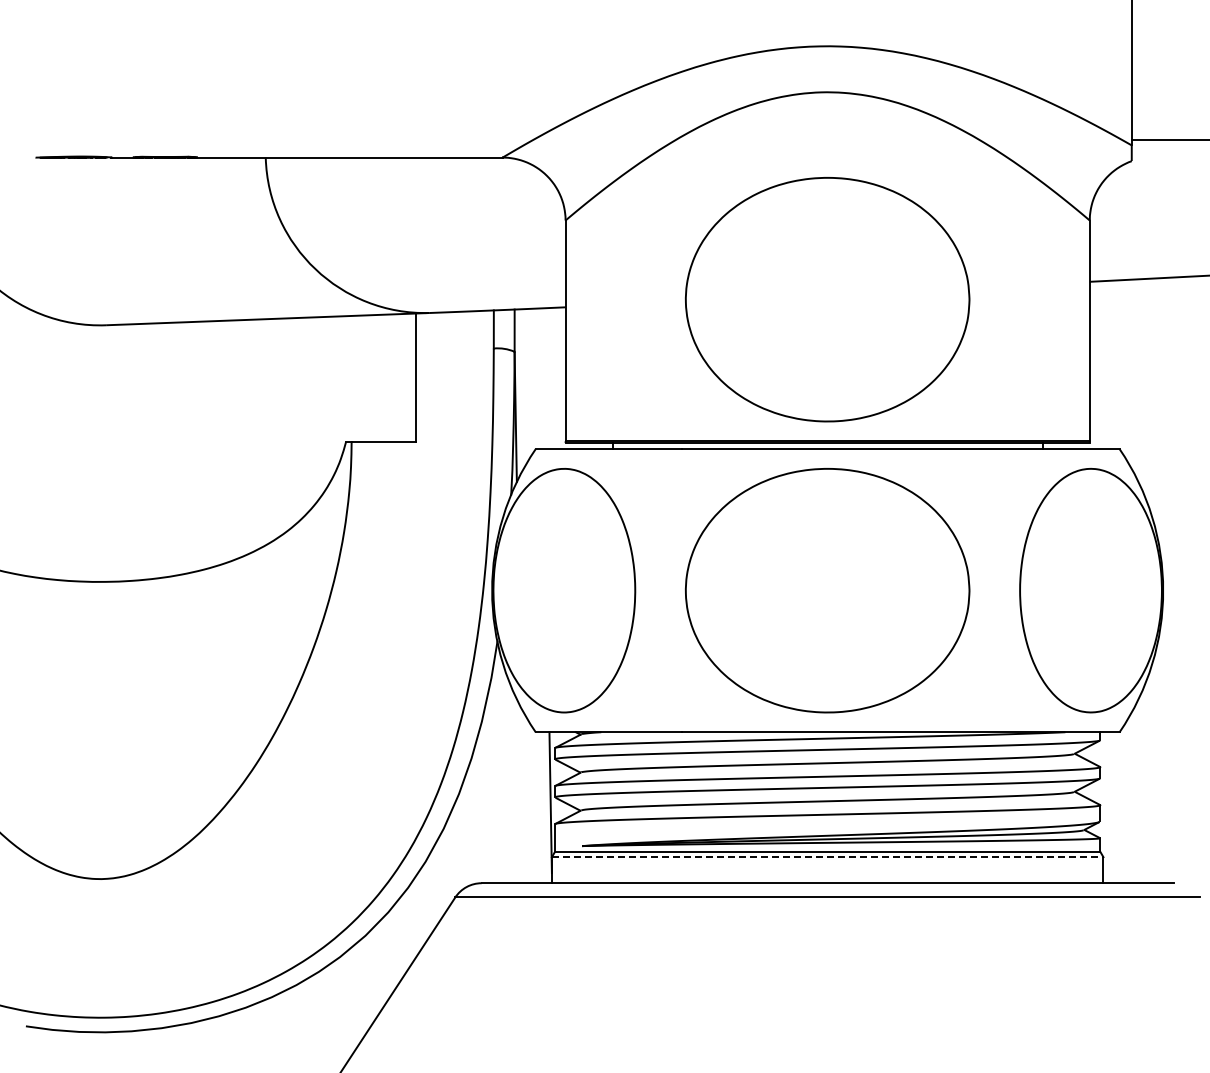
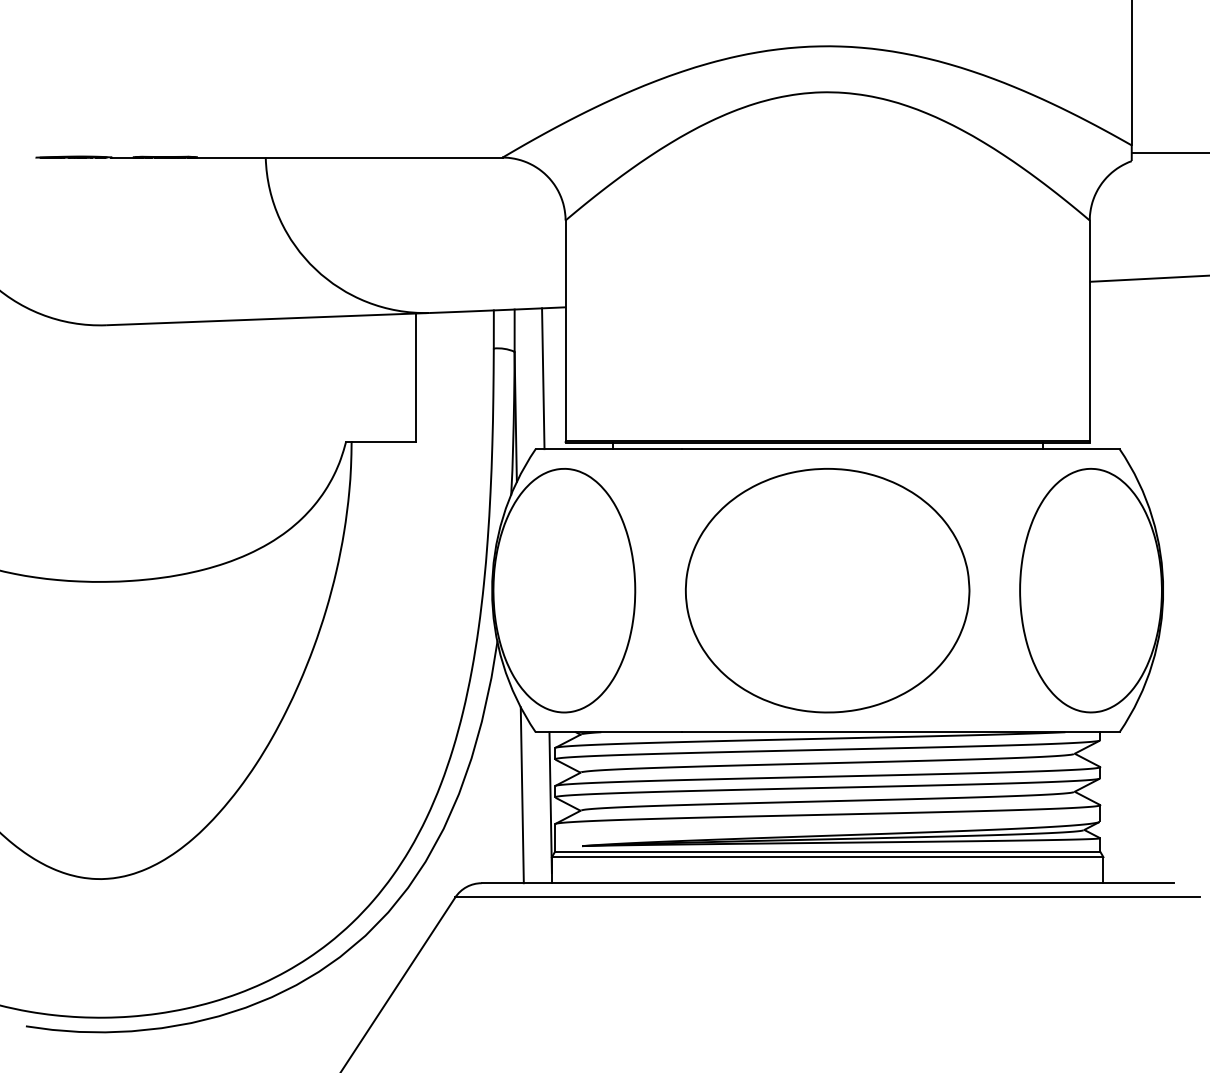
line position: (1168, 140) -> (1168, 153) (1168, 153)
part: present -> none (827, 299)
line: none -> present (543, 378)
line: none -> present (521, 795)
line: dashed -> solid (827, 857)
